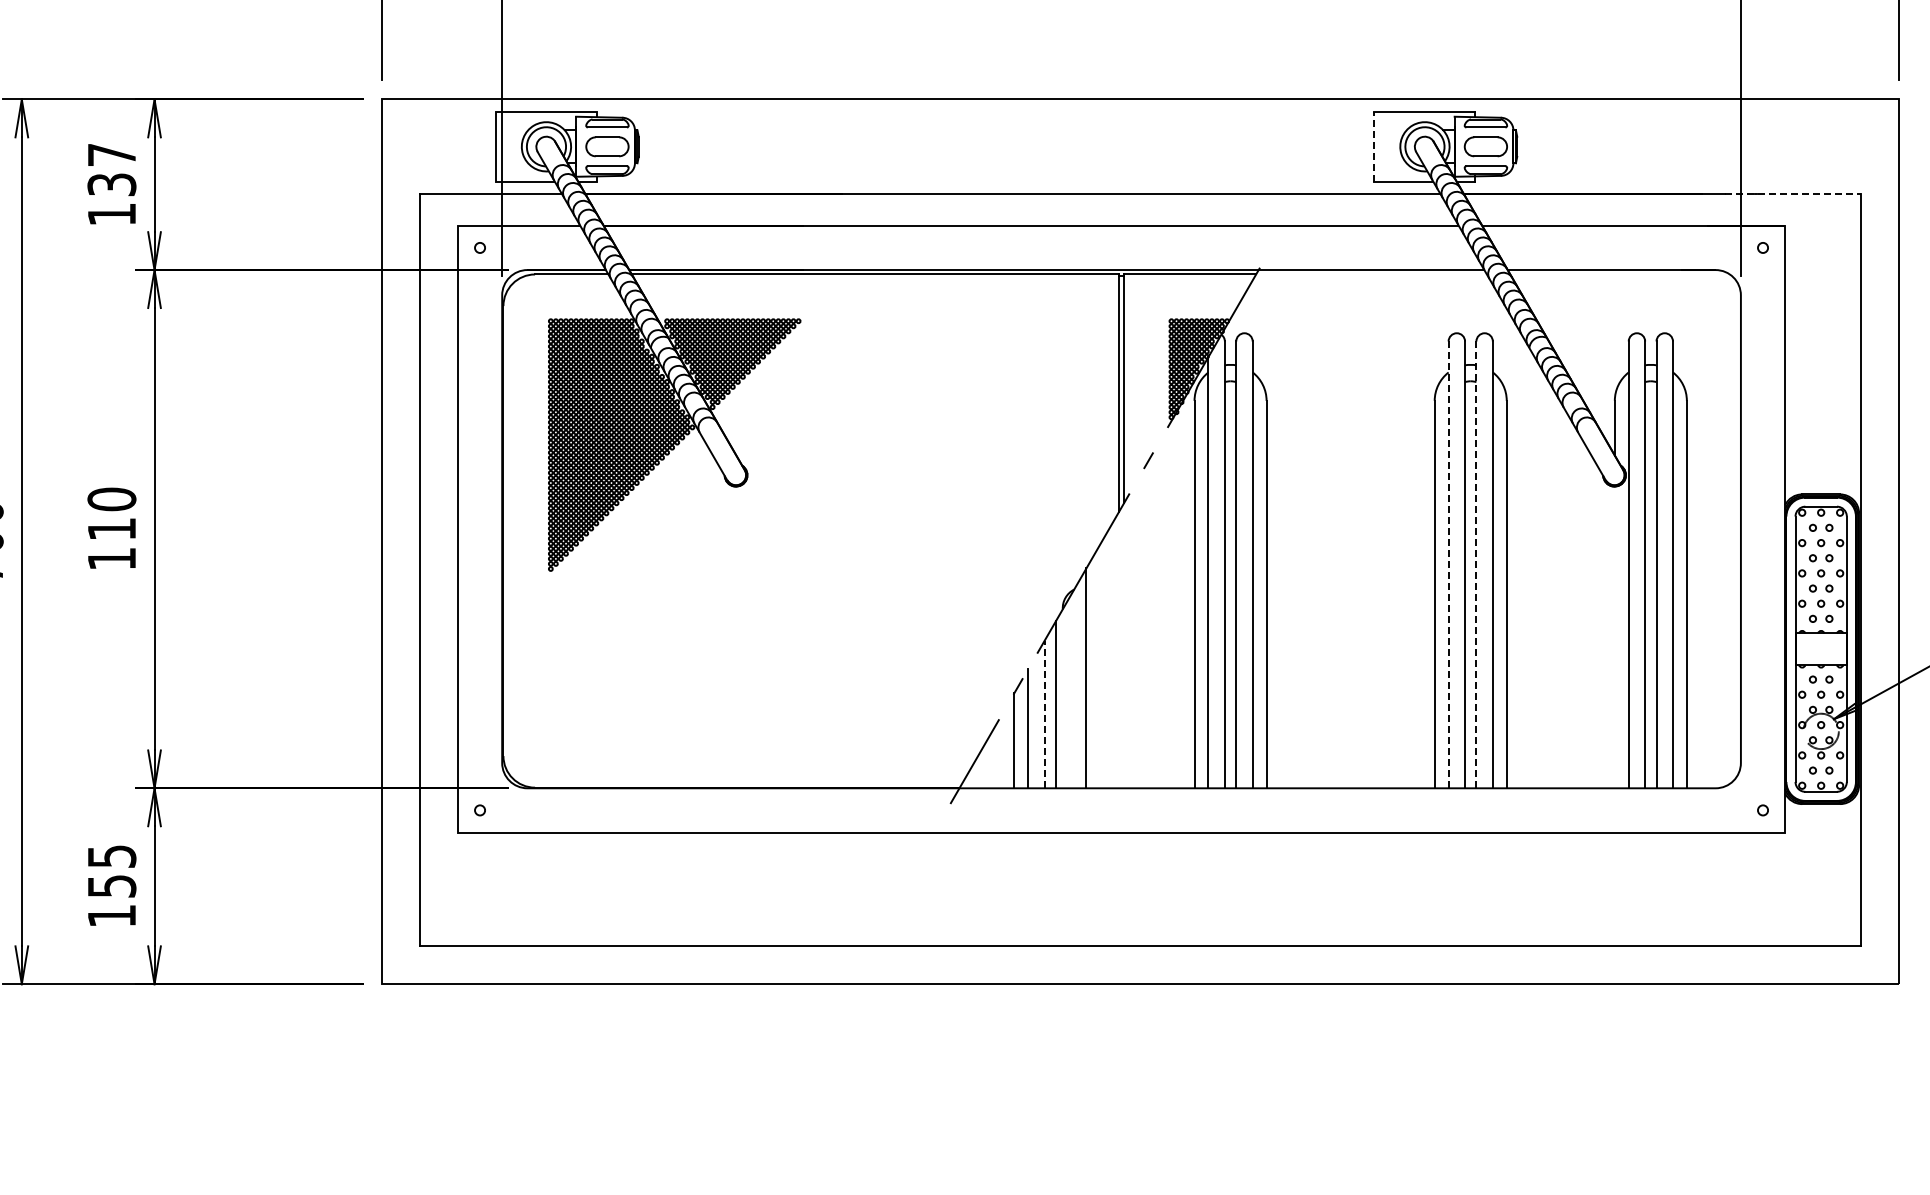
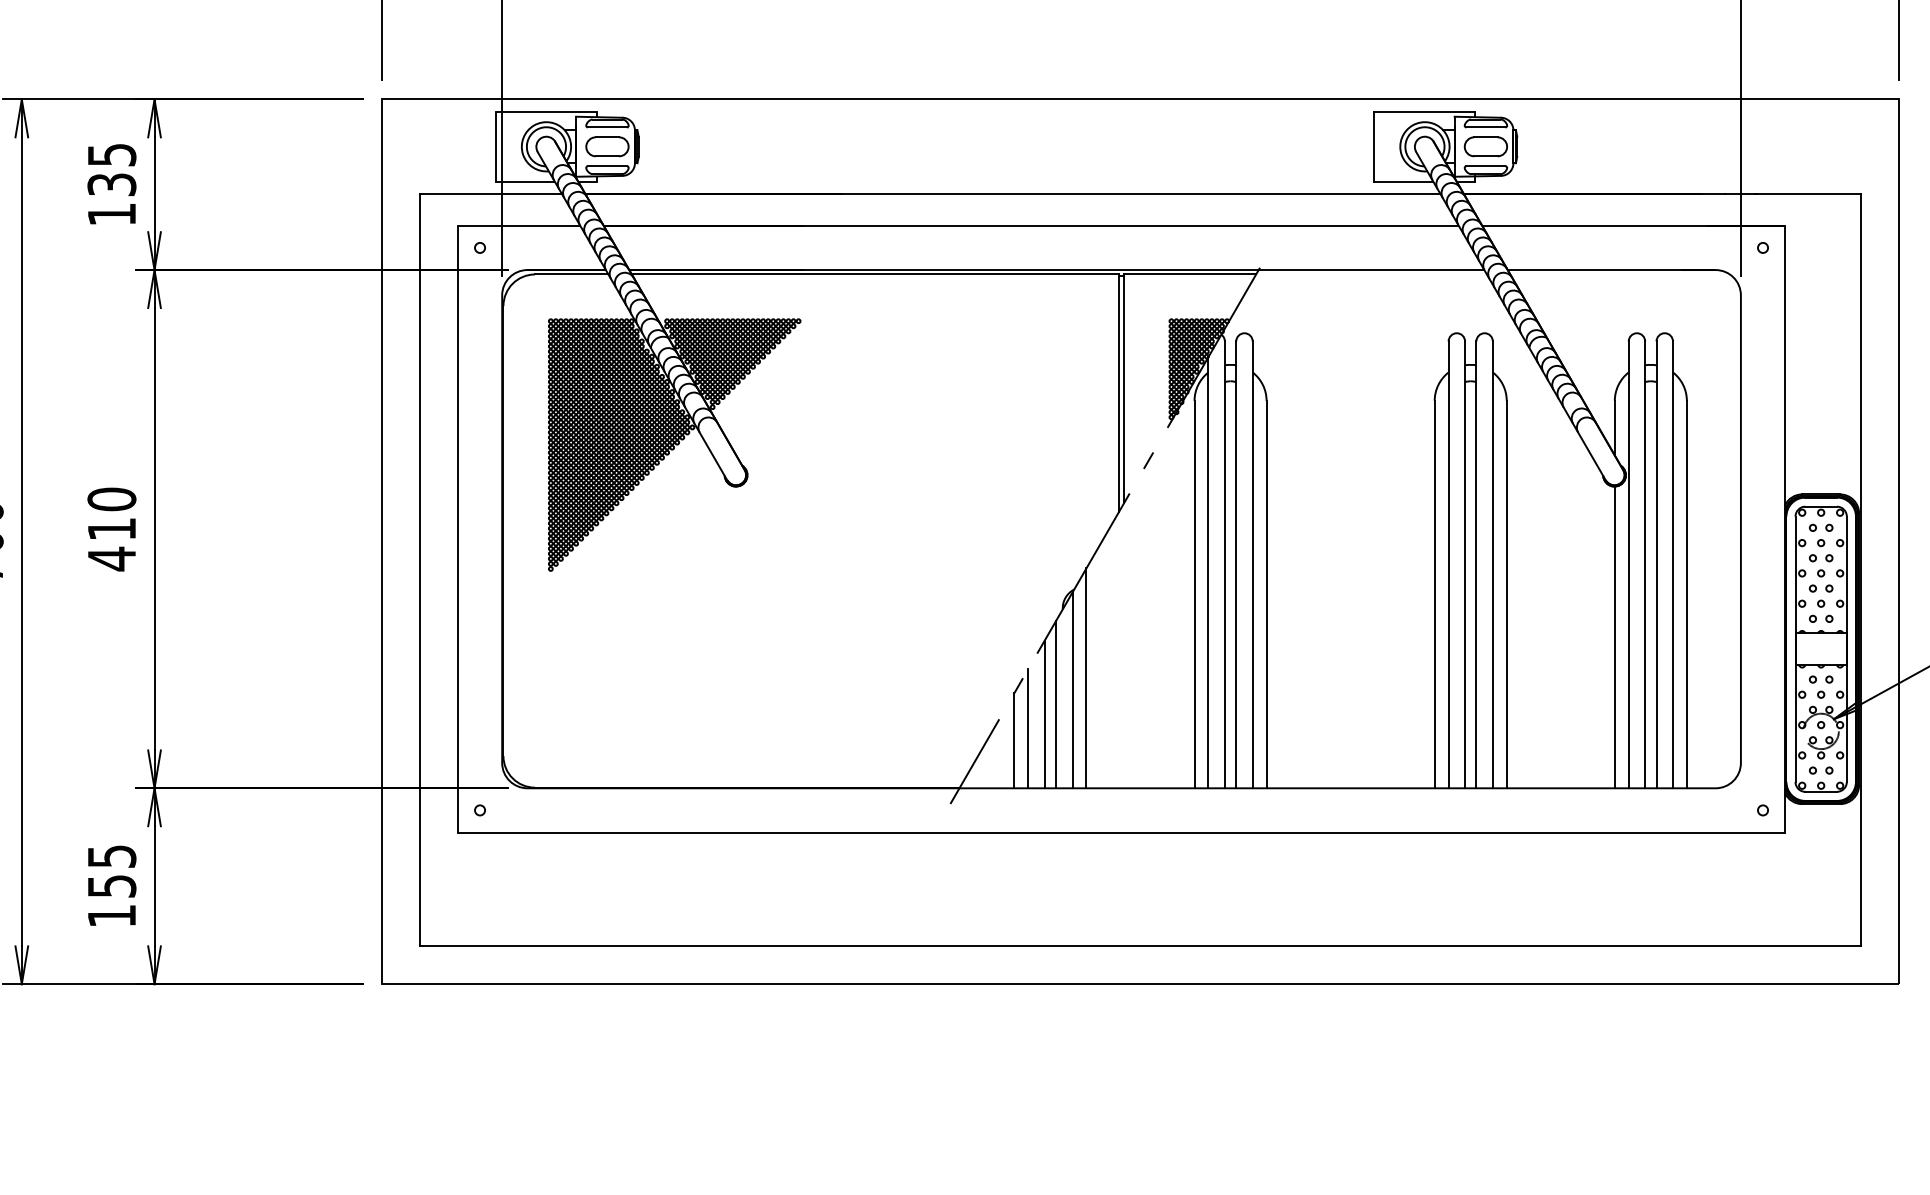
line: dashed -> solid (1374, 146)
text: 137 -> 135 (112, 155)
line: dashed -> solid (1793, 194)
text: 110 -> 410 (111, 558)
line: dashed -> solid (1448, 564)
line: dashed -> solid (1476, 565)
line: none -> present (1614, 637)
line: none -> present (1072, 690)
line: dashed -> solid (1044, 714)
